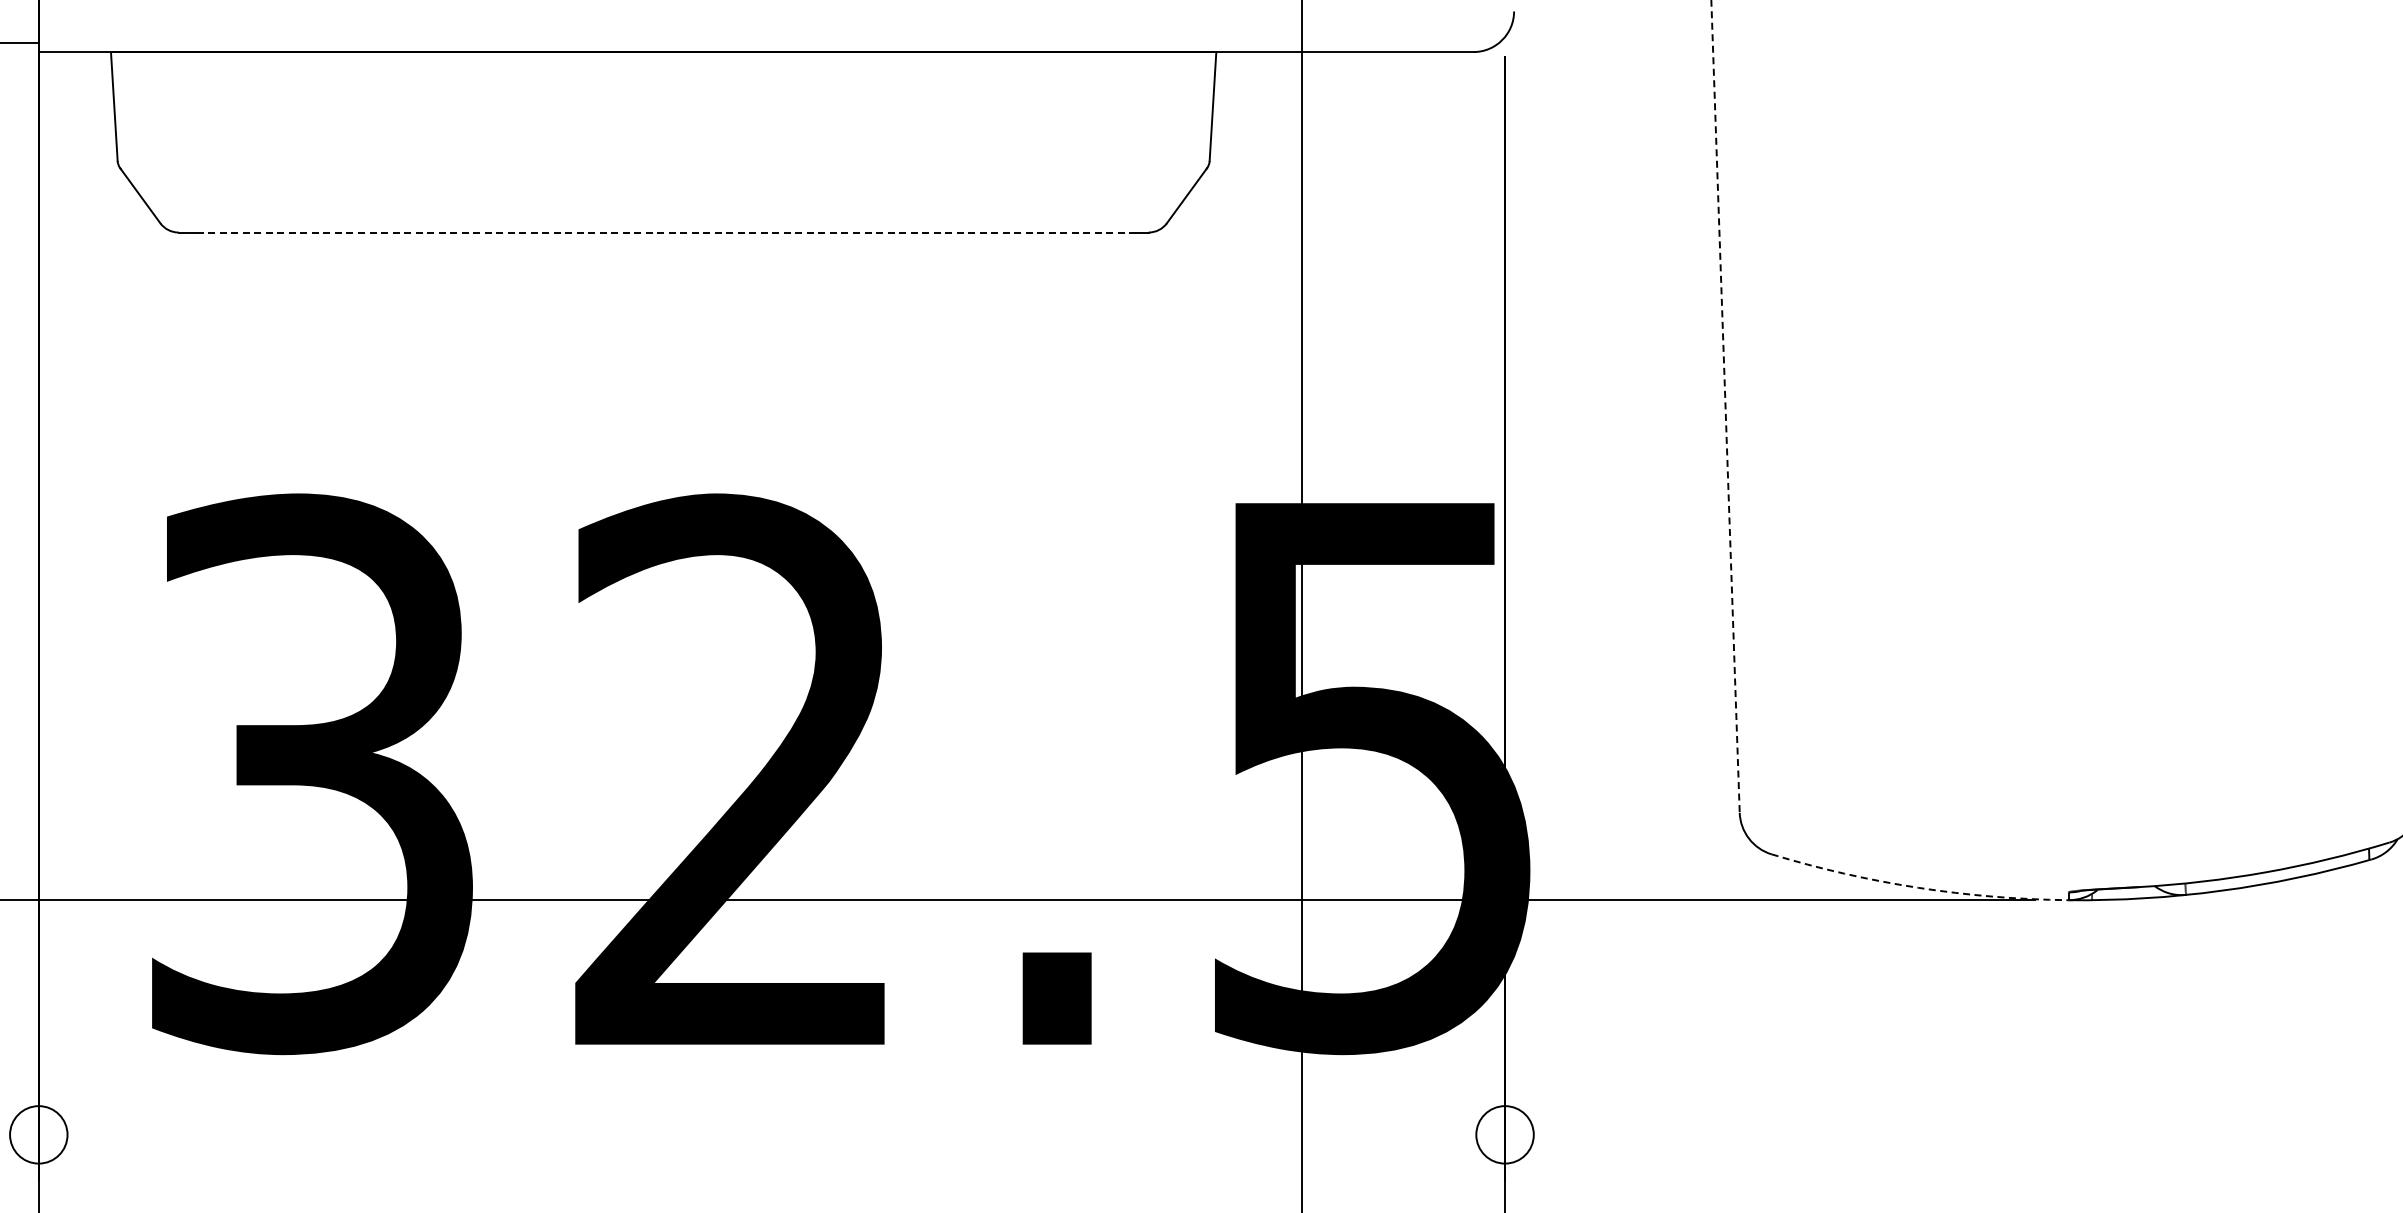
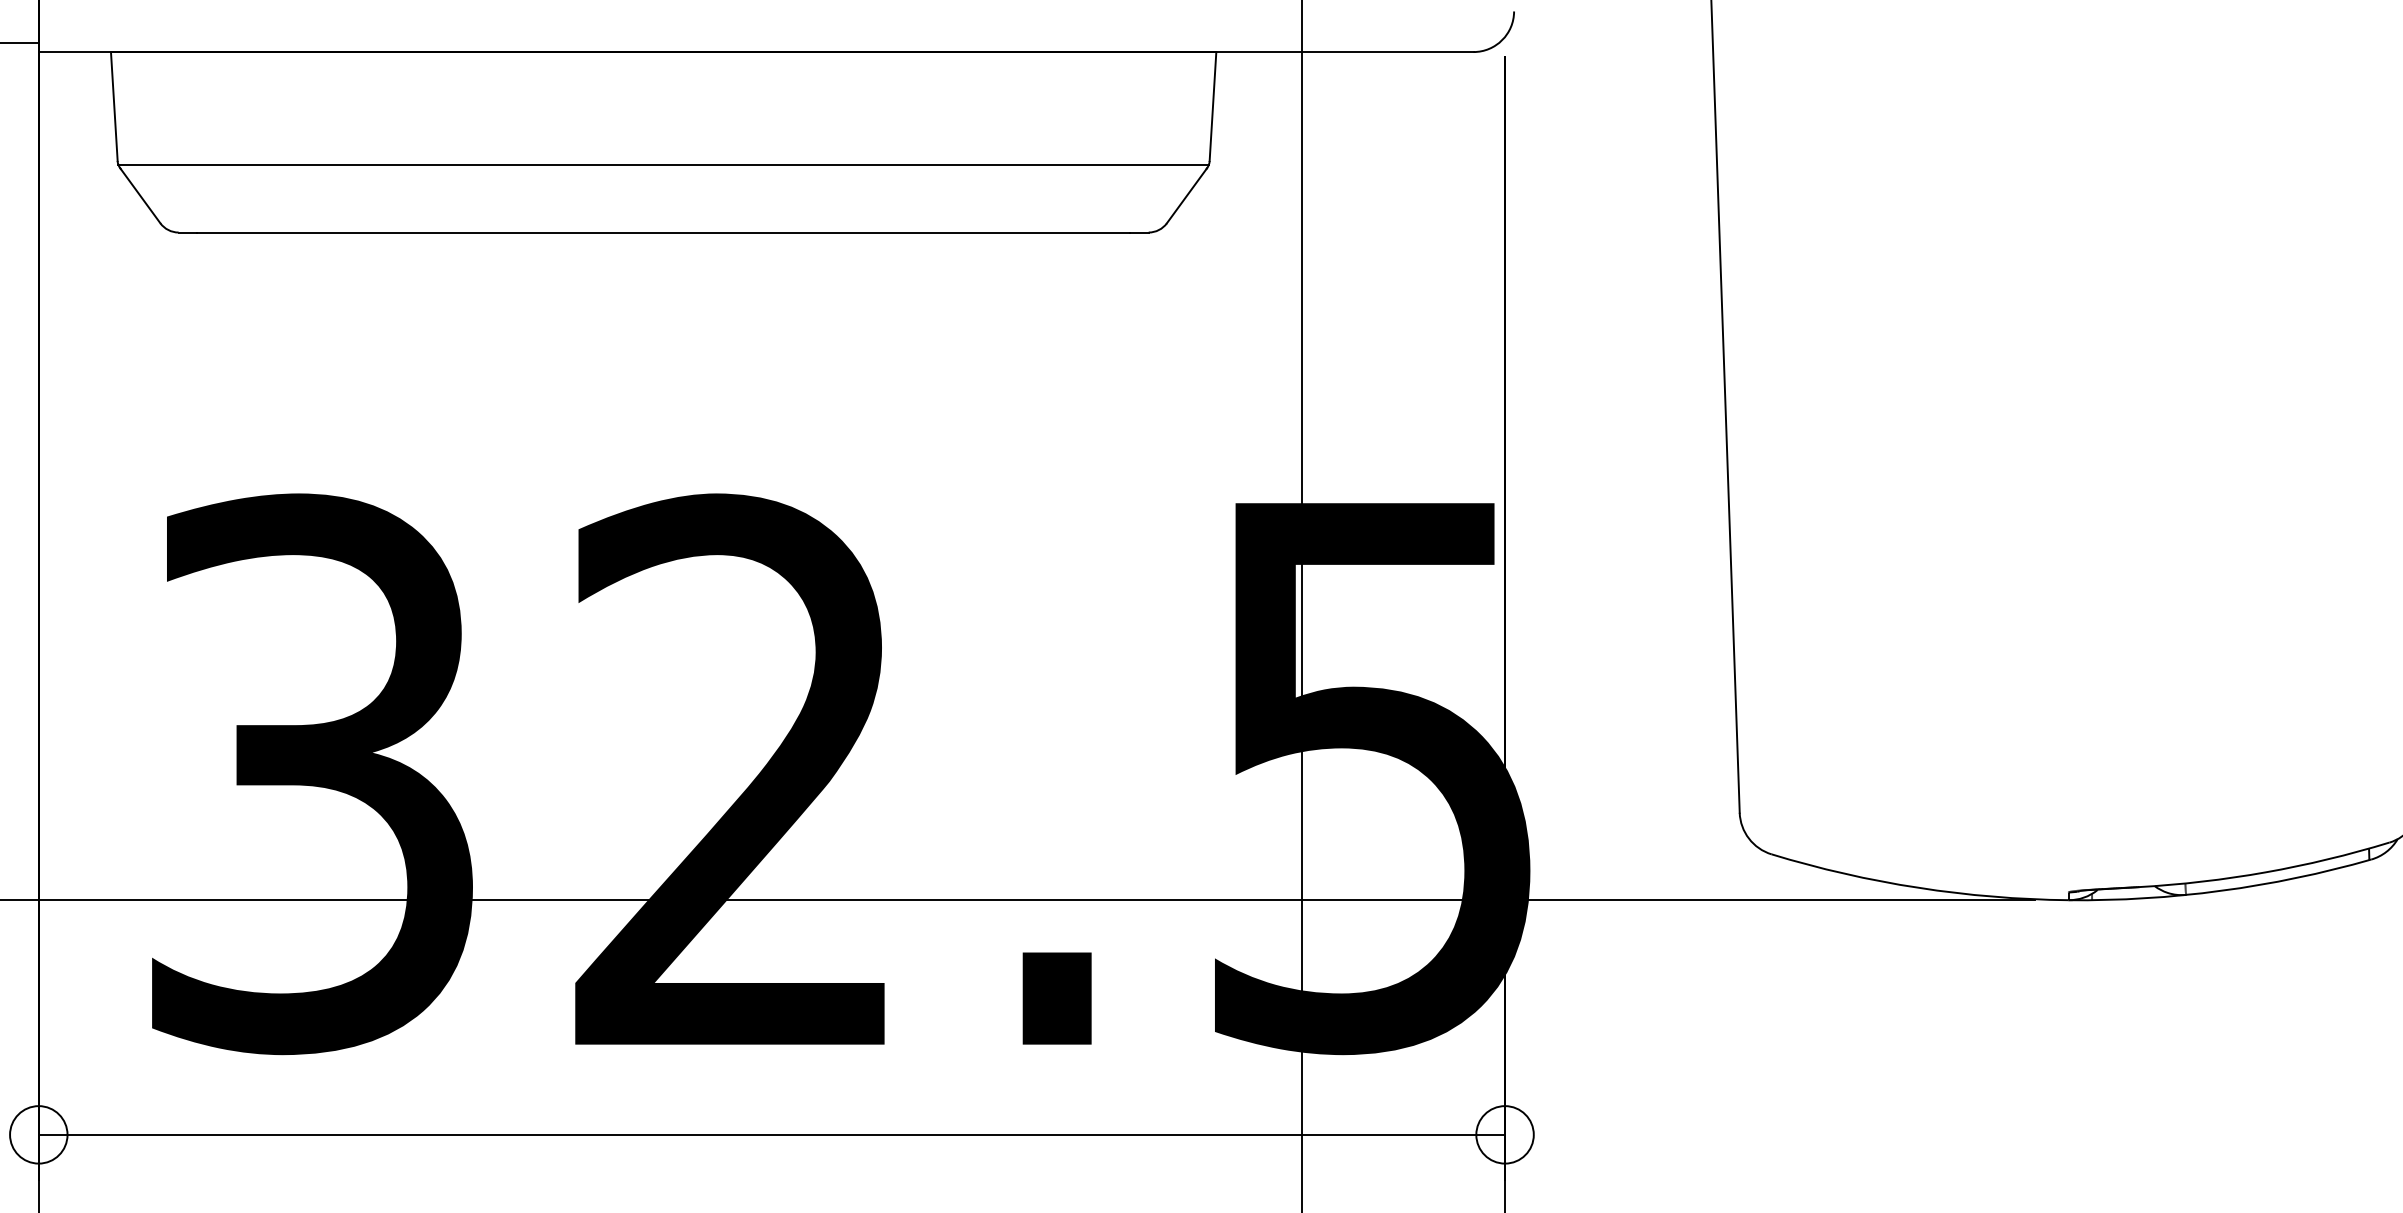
line: none -> present (663, 165)
line: dashed -> solid (663, 232)
line: dashed -> solid (1725, 407)
arc: dashed -> solid (1918, 887)
line: none -> present (771, 1134)
